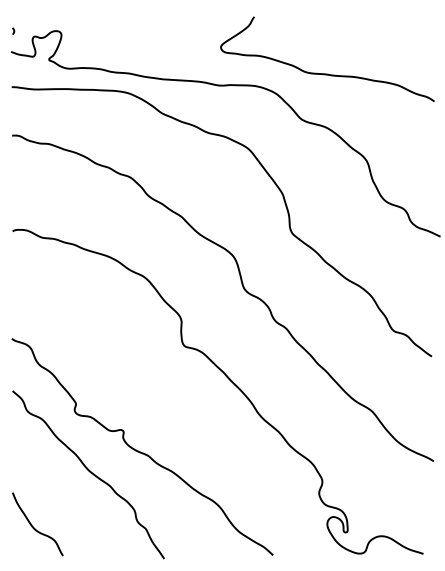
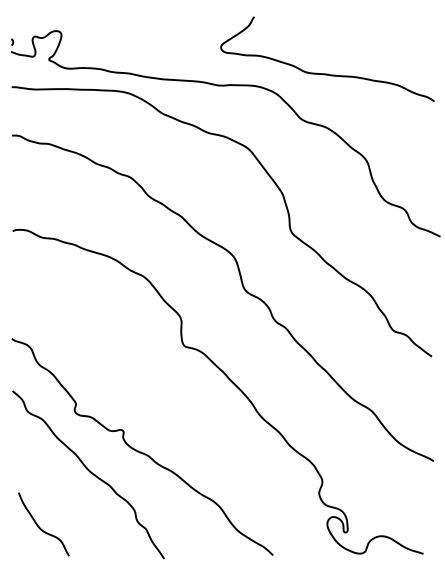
curve position: (13, 30) -> (12, 41) (12, 41)
curve position: (34, 527) -> (40, 527) (40, 527)
